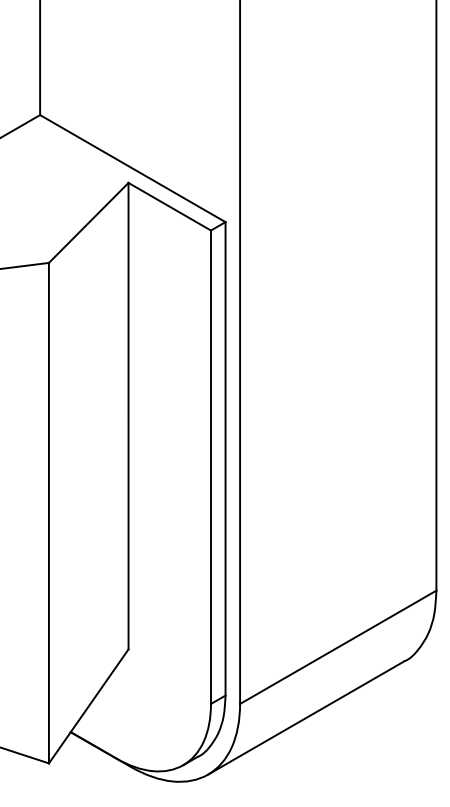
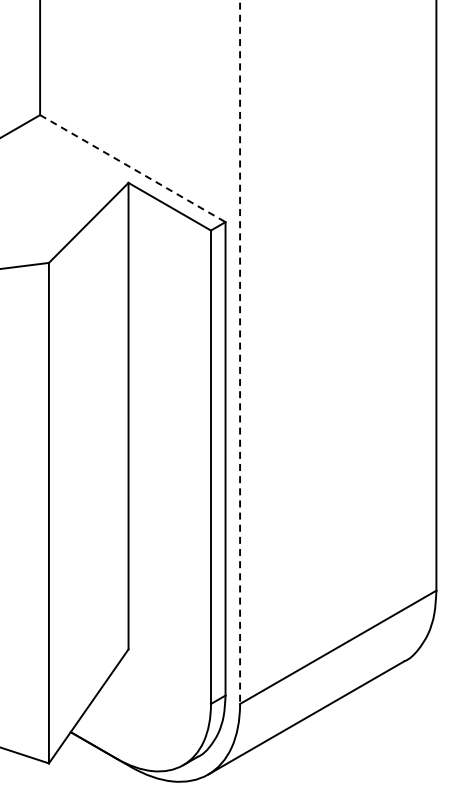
line: solid -> dashed (133, 168)
line: solid -> dashed (240, 352)
